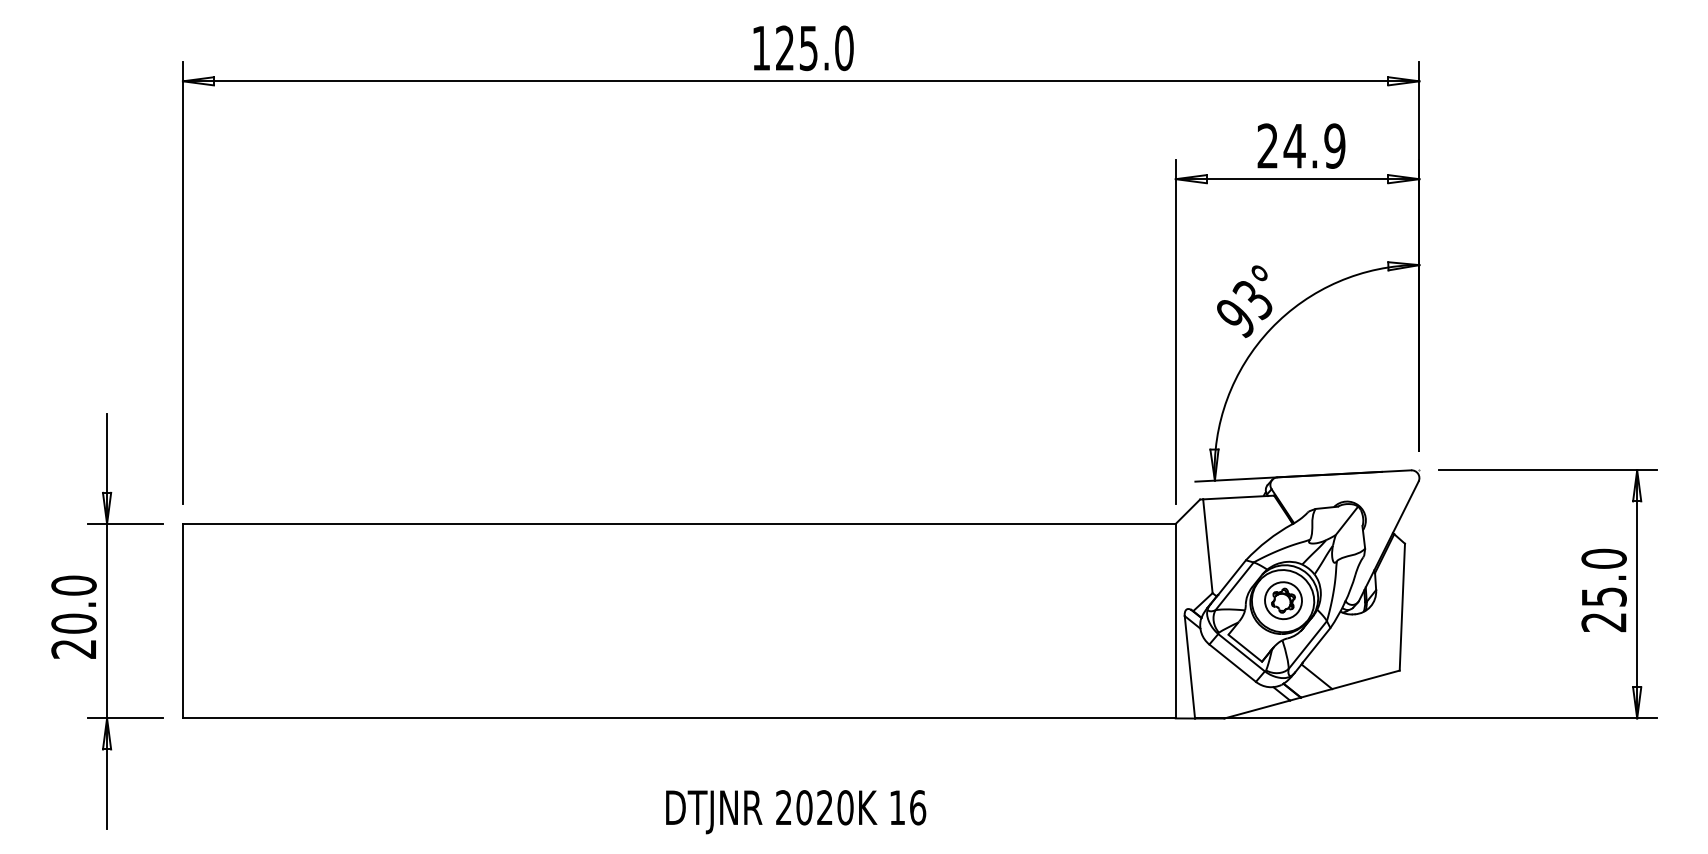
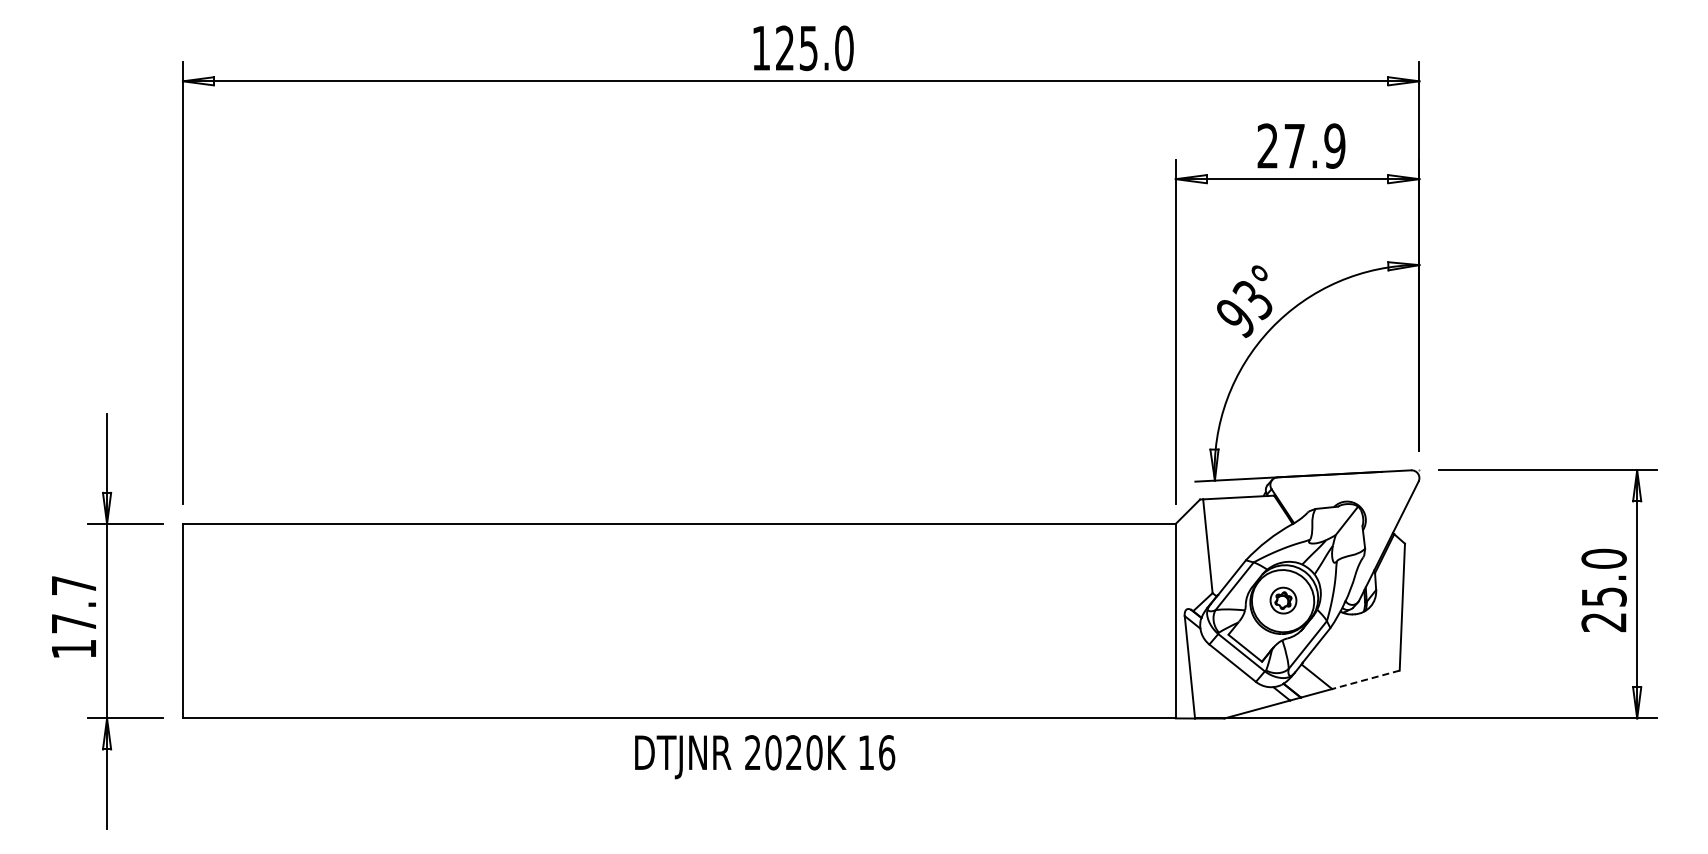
text: 24.9 -> 27.9 (1294, 146)
part size: 39x39 px -> 29x29 px (1283, 600)
text: 20.0 -> 17.7 (73, 616)
line: solid -> dashed (1365, 679)
text position: (796, 812) -> (765, 757) (765, 757)
